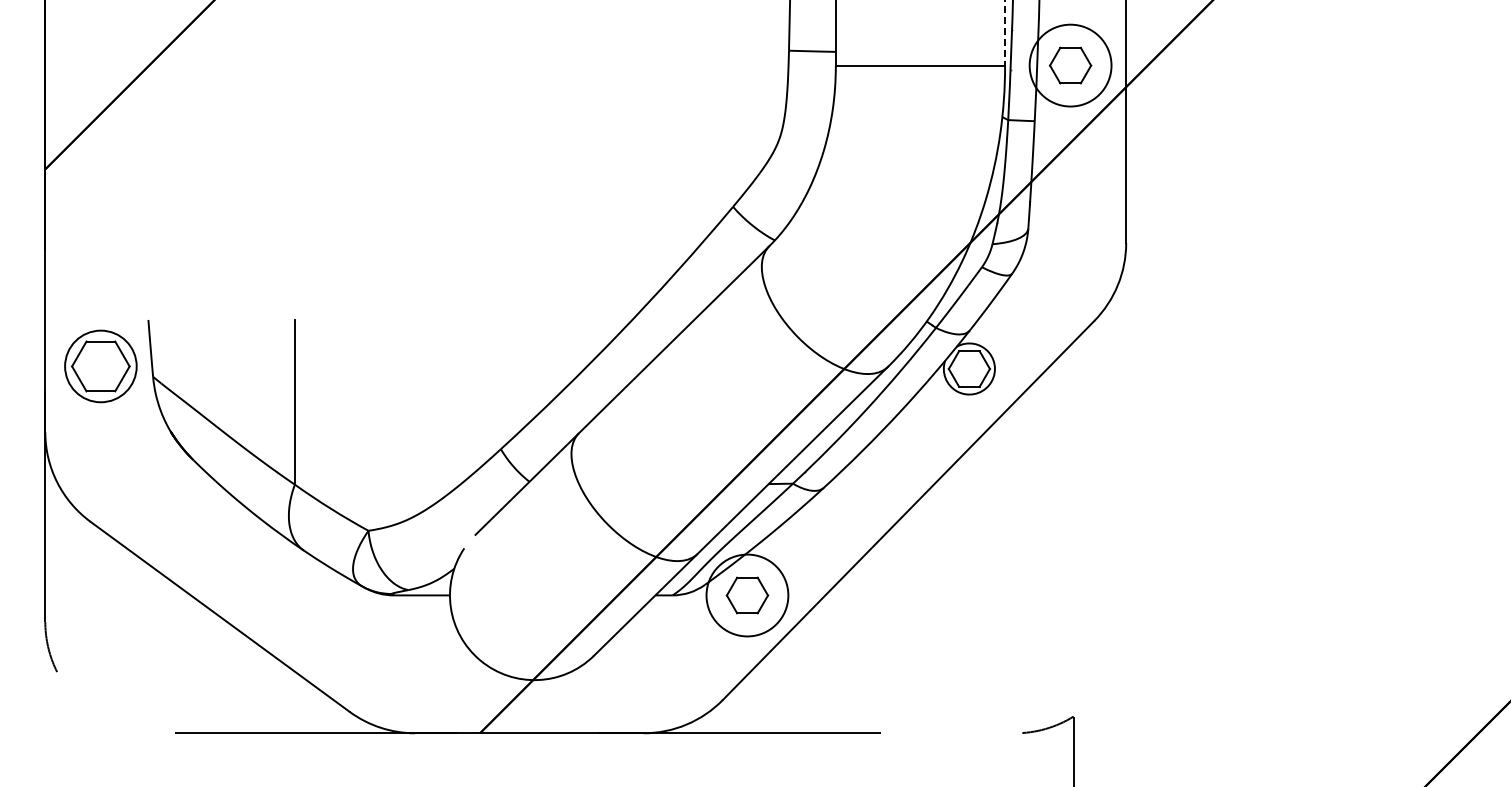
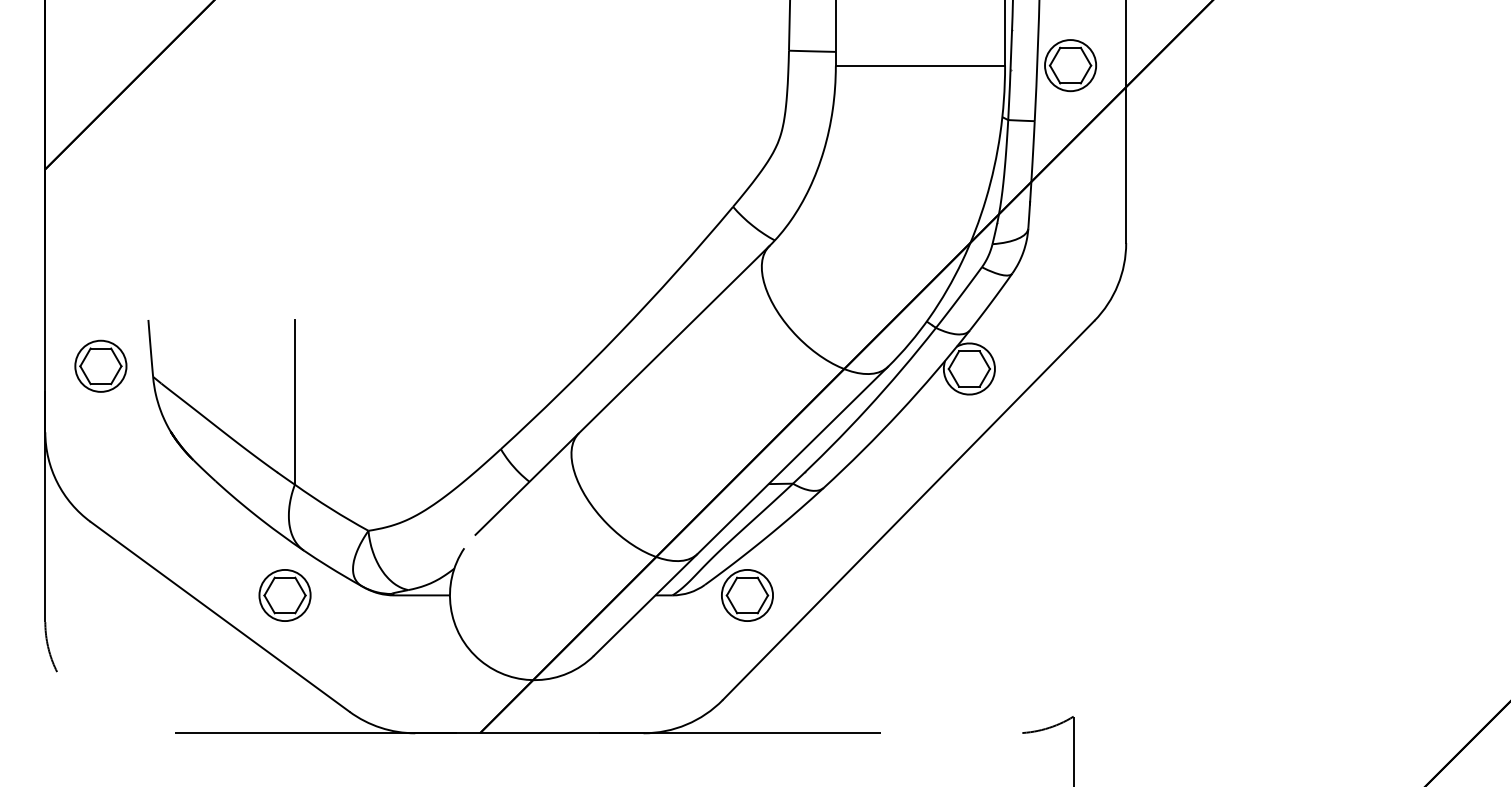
line: dashed -> solid (1005, 33)
circle diameter: 82 px -> 51 px (1070, 65)
part size: 74x75 px -> 54x54 px (100, 365)
part: none -> present (284, 595)
circle diameter: 82 px -> 51 px (747, 595)
